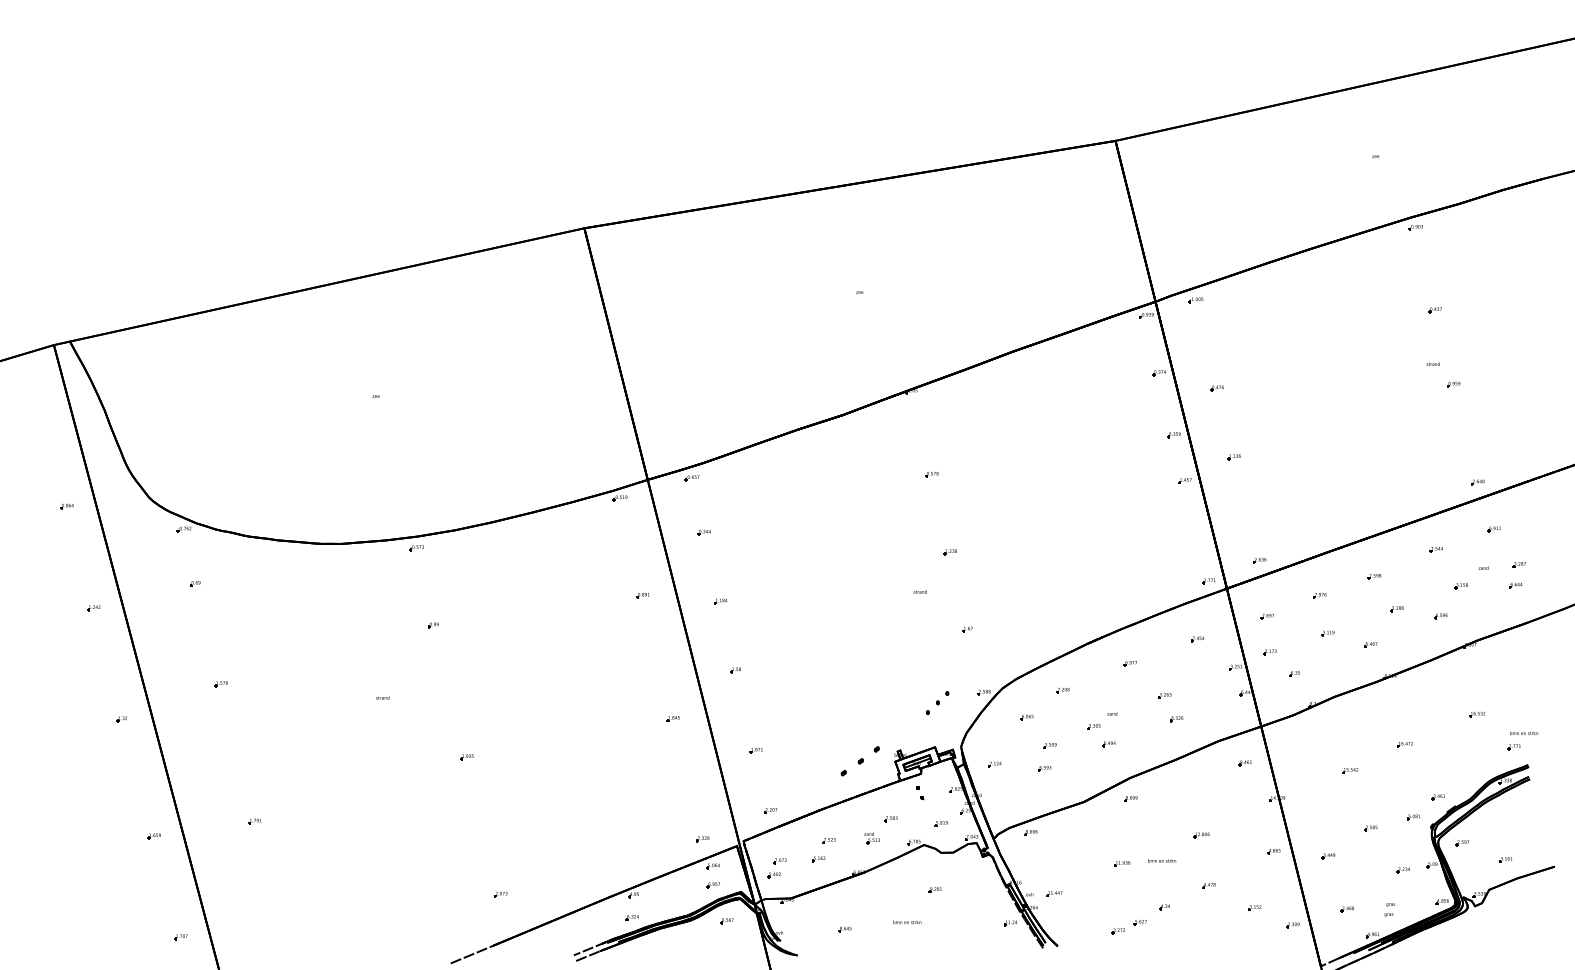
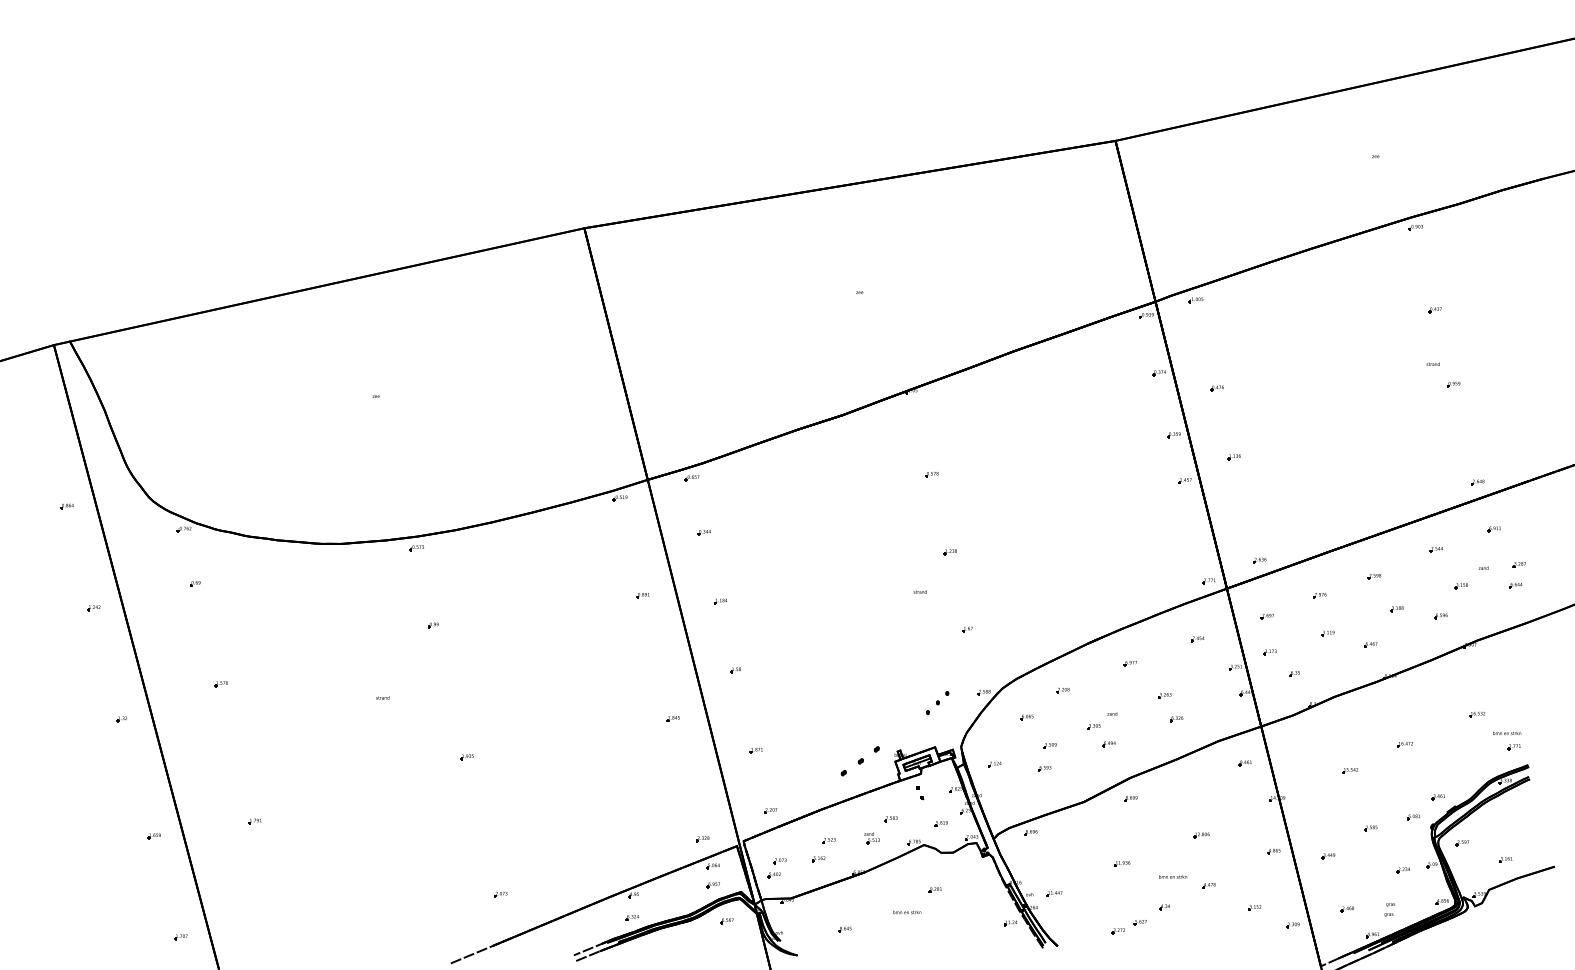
text position: (1524, 733) -> (1507, 733) (1507, 733)
text position: (1162, 860) -> (1173, 876) (1173, 876)
text position: (907, 922) -> (907, 912) (907, 912)
